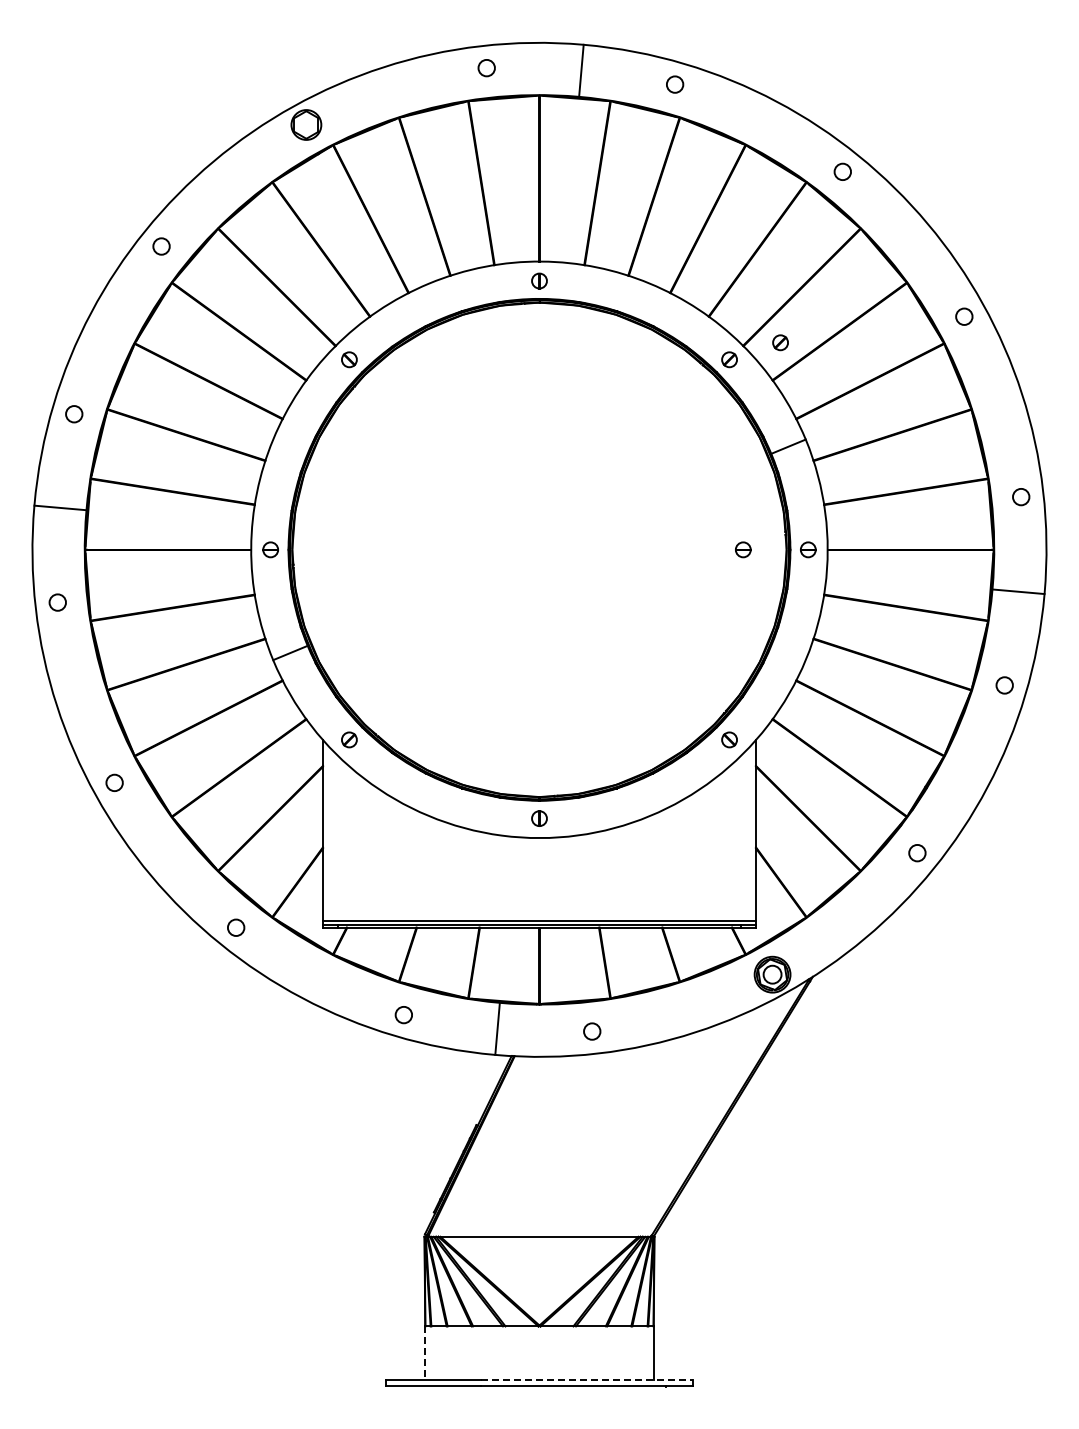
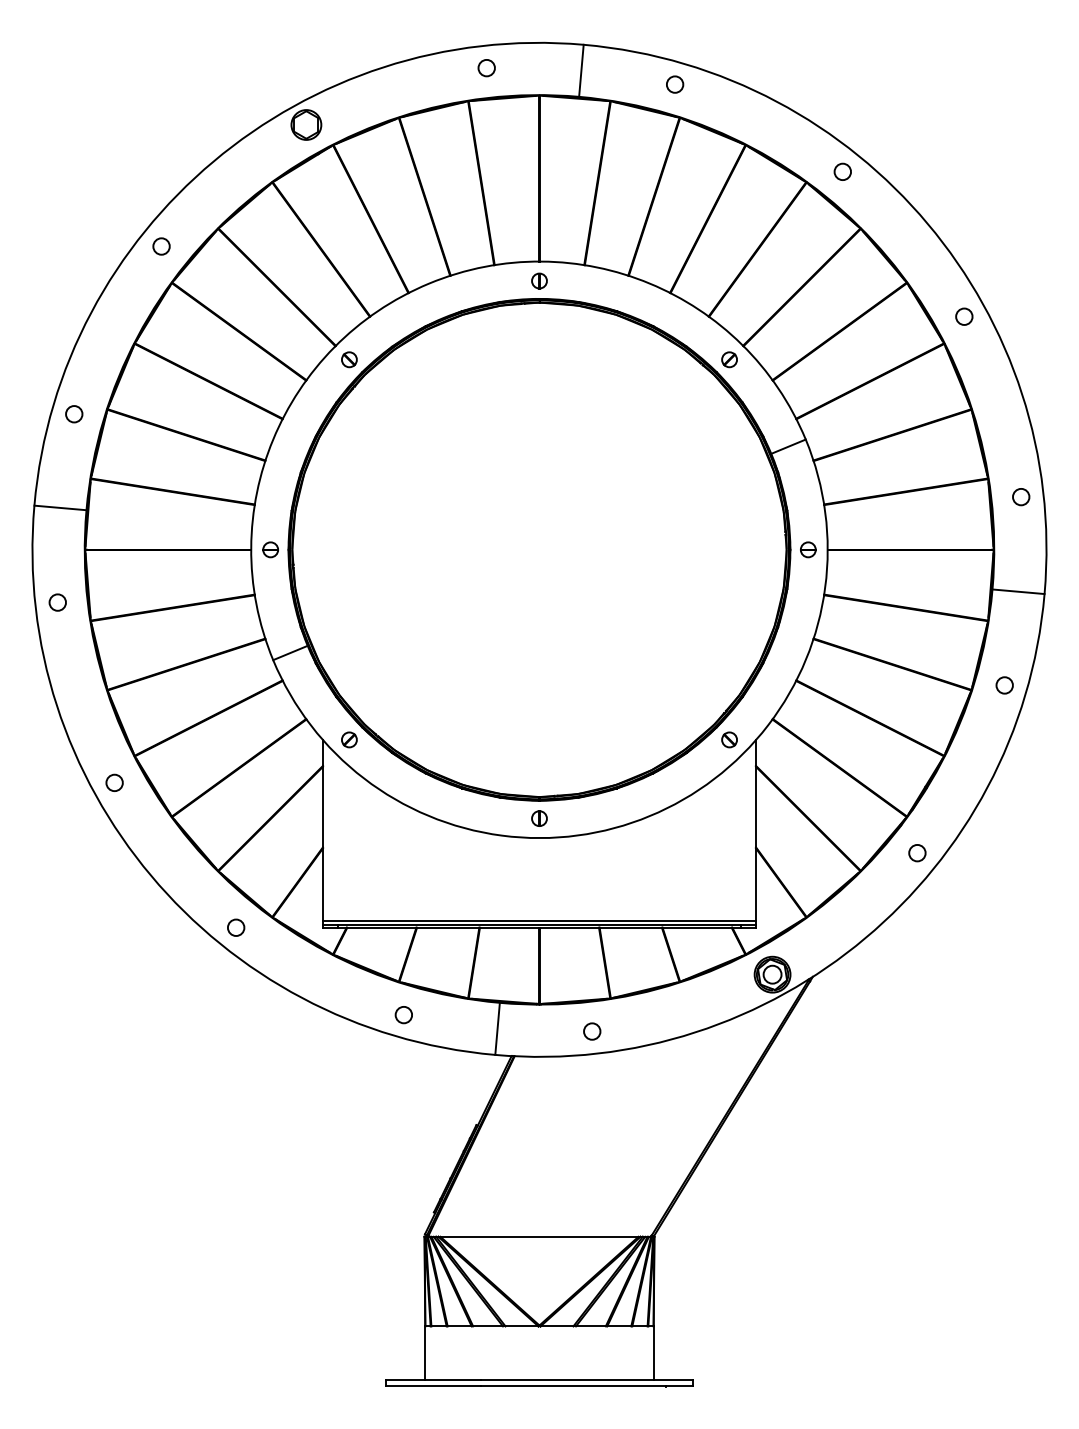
part: present -> none (780, 342)
part: present -> none (743, 549)
line: dashed -> solid (425, 1353)
line: dashed -> solid (587, 1380)
